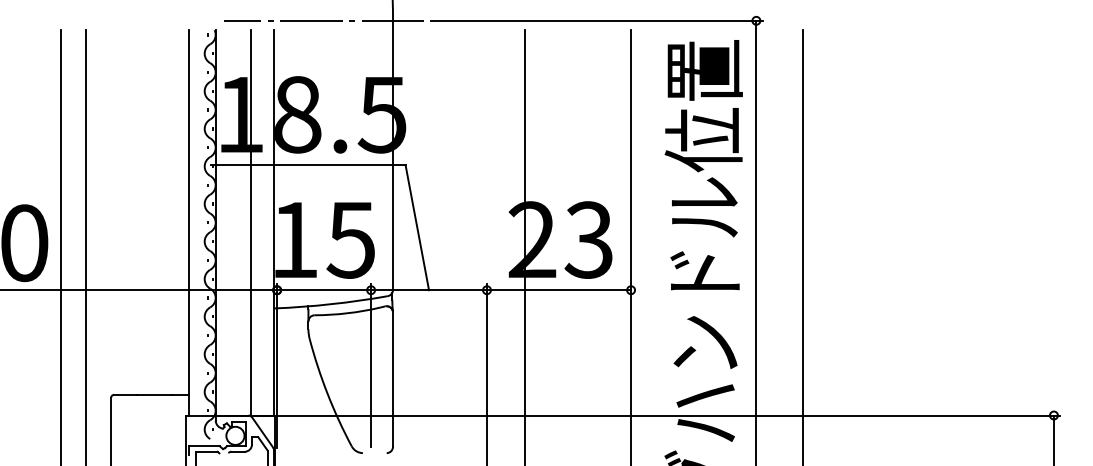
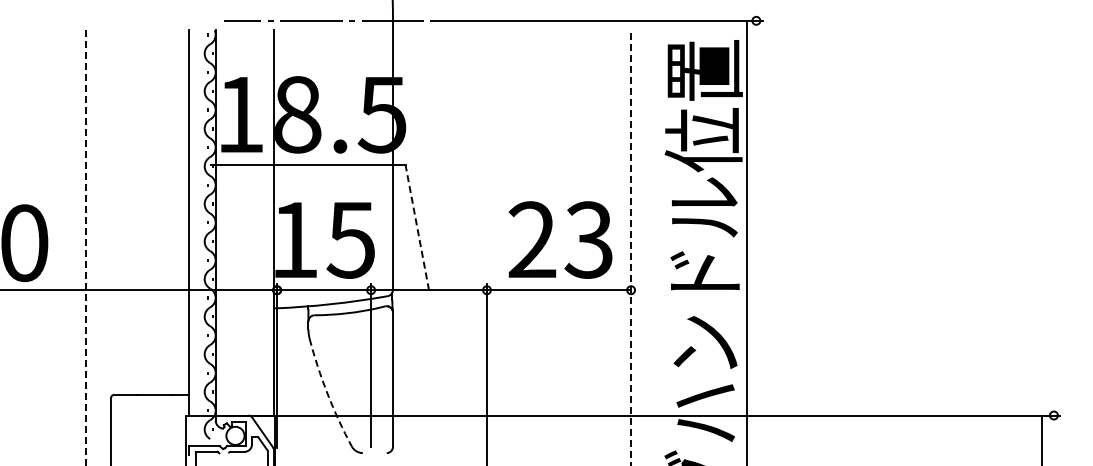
line: present -> none (250, 222)
line: solid -> dashed (417, 227)
line position: (756, 241) -> (747, 241) (747, 241)
line: present -> none (60, 246)
line: present -> none (524, 246)
line: present -> none (803, 246)
line: solid -> dashed (631, 247)
line: solid -> dashed (86, 248)
arc: solid -> dashed (327, 393)
line position: (1053, 438) -> (1041, 438) (1041, 438)
